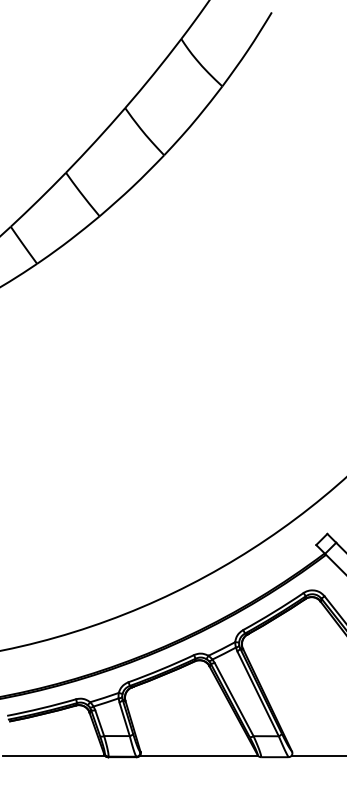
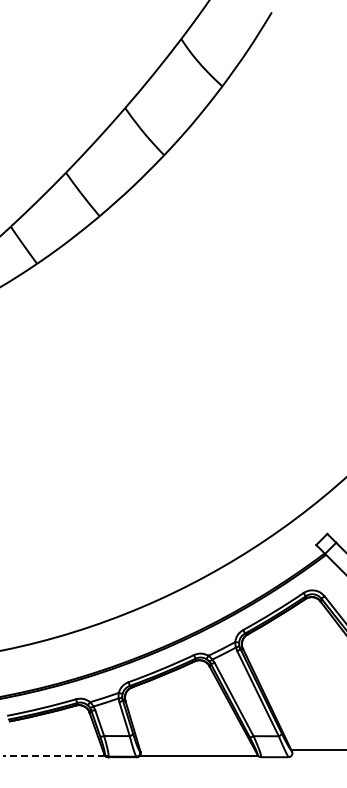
line: solid -> dashed (53, 755)
line position: (317, 755) -> (317, 749) (317, 749)
